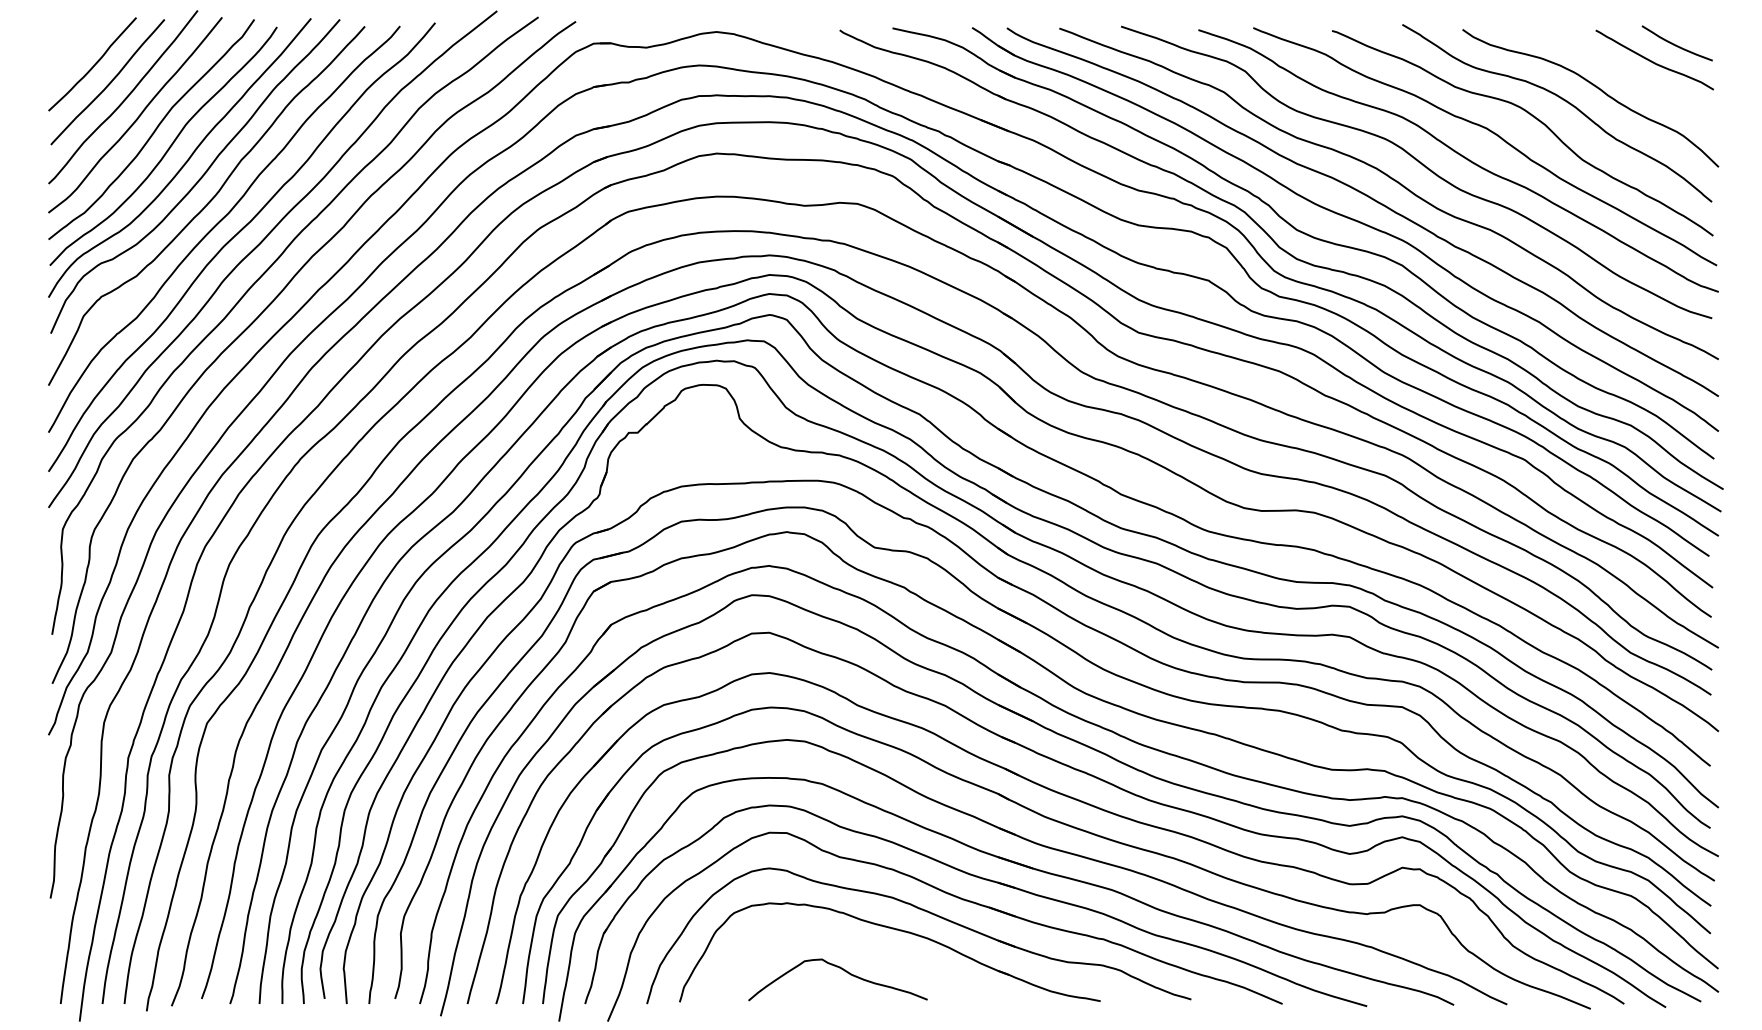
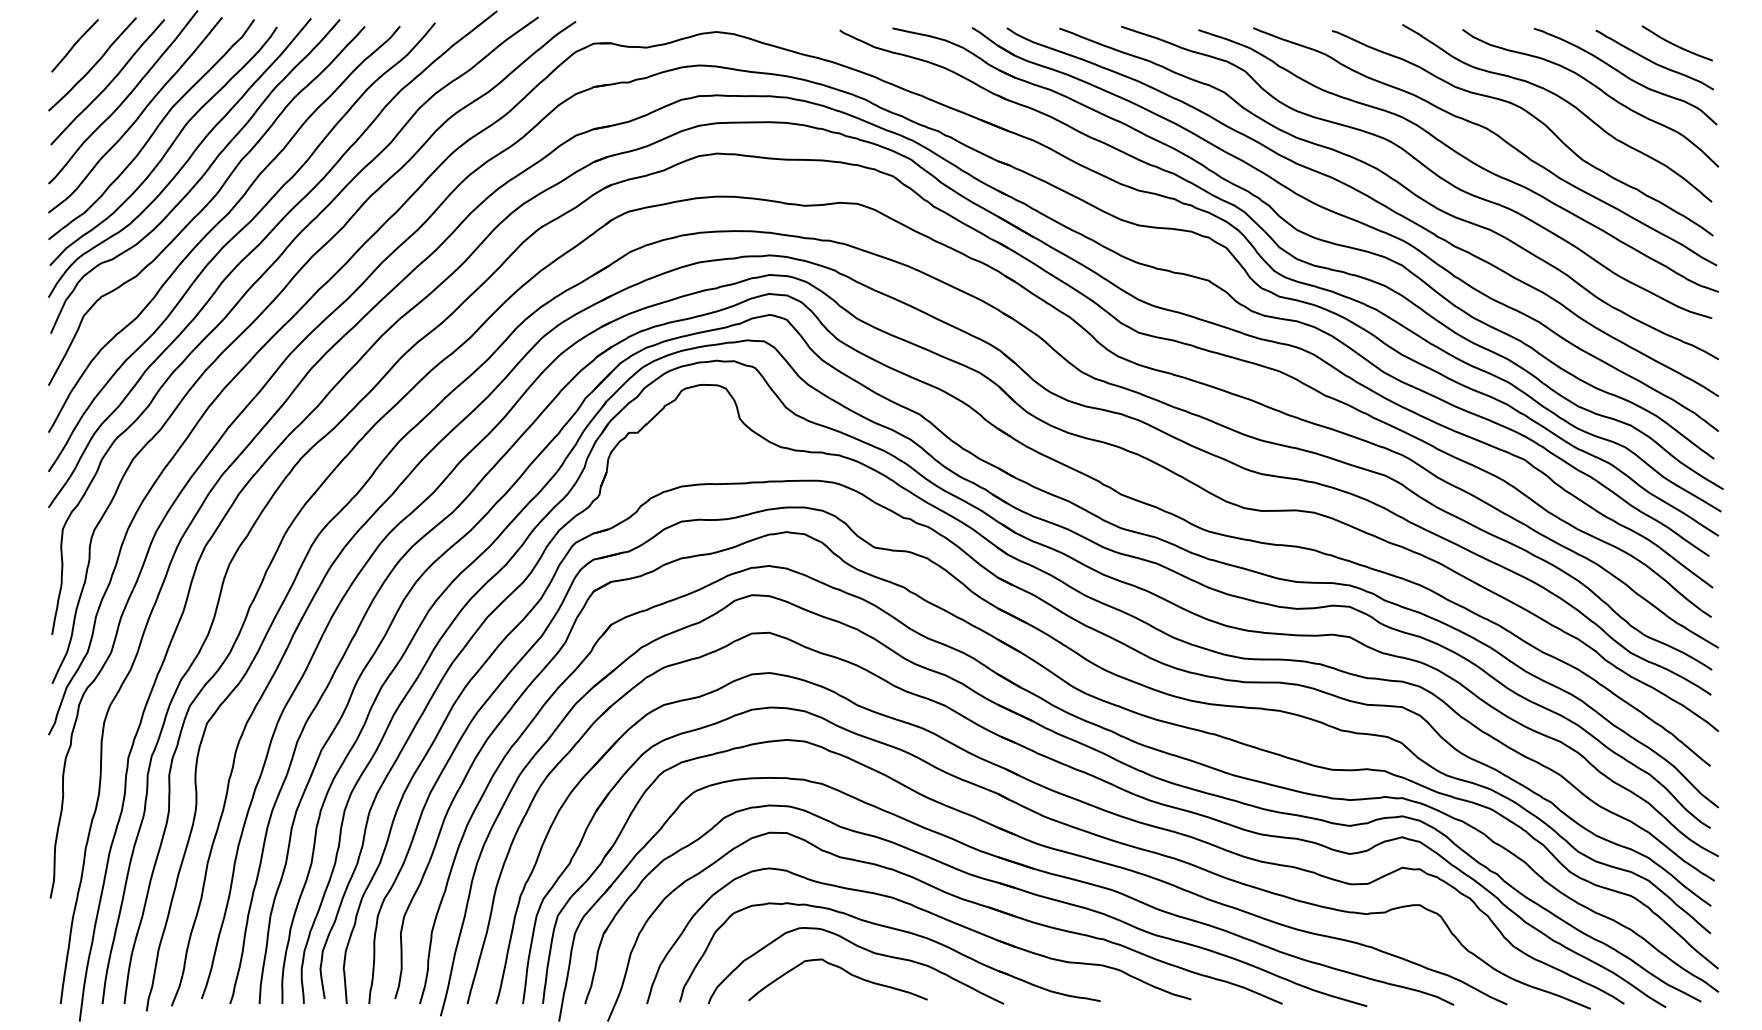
line: none -> present (74, 45)
curve: none -> present (1625, 76)
curve: none -> present (860, 948)
